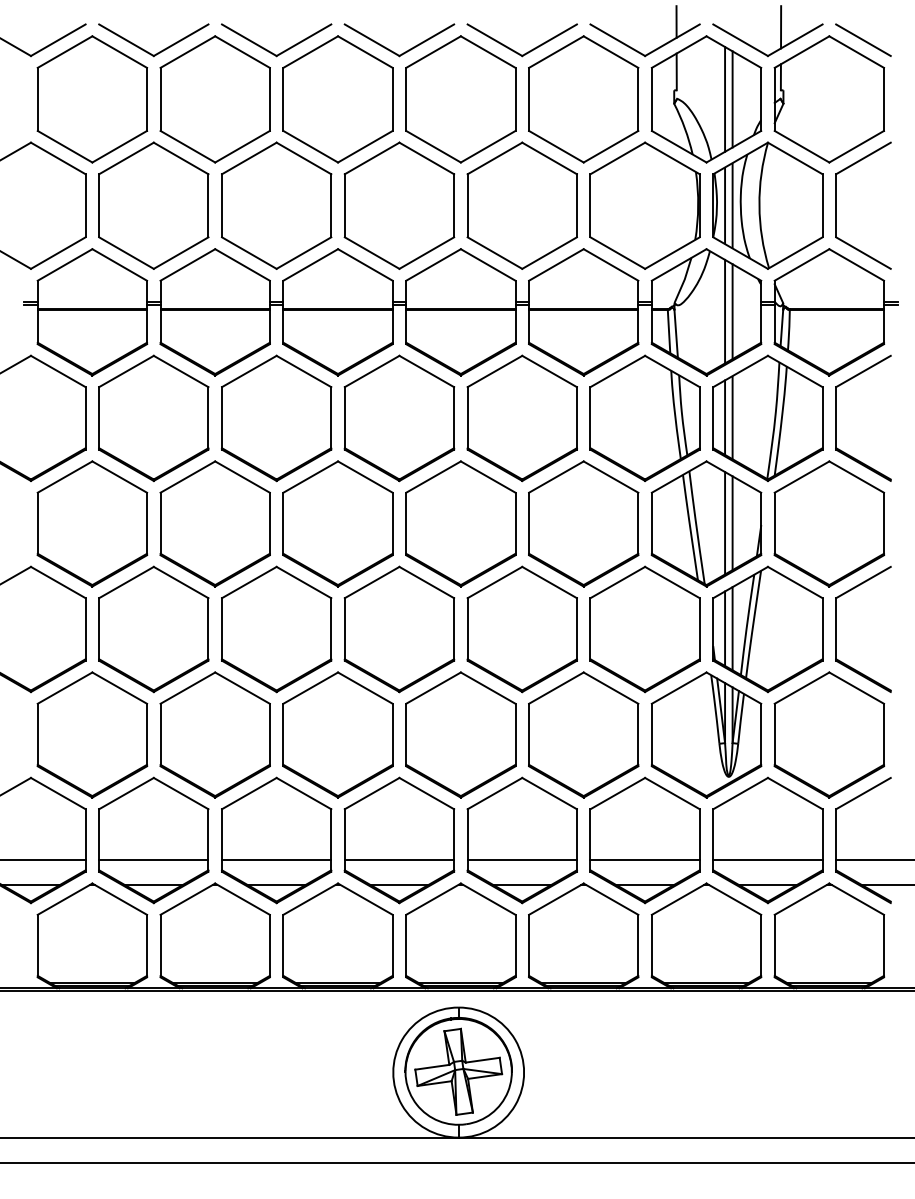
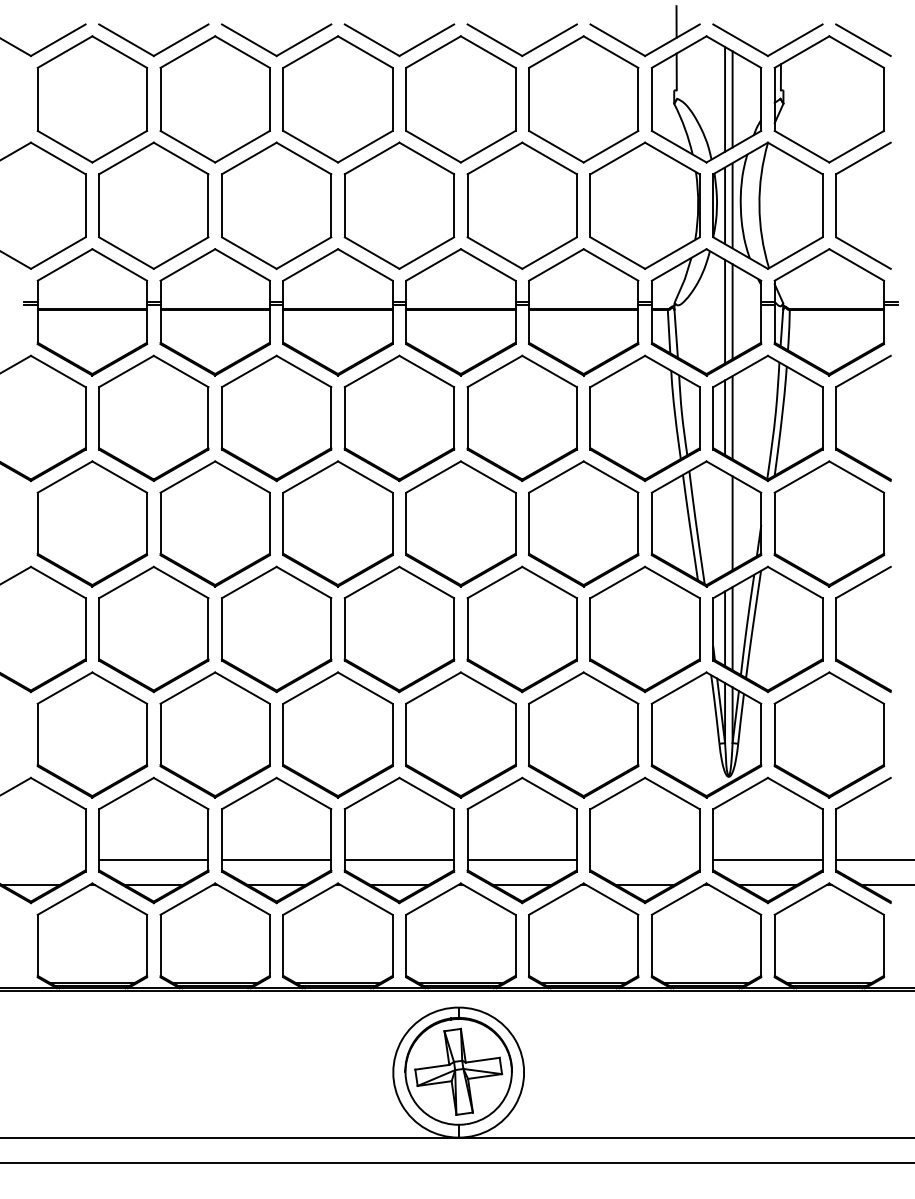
line: present -> none (781, 27)
line: present -> none (725, 523)
line: present -> none (43, 860)
line: present -> none (644, 860)
